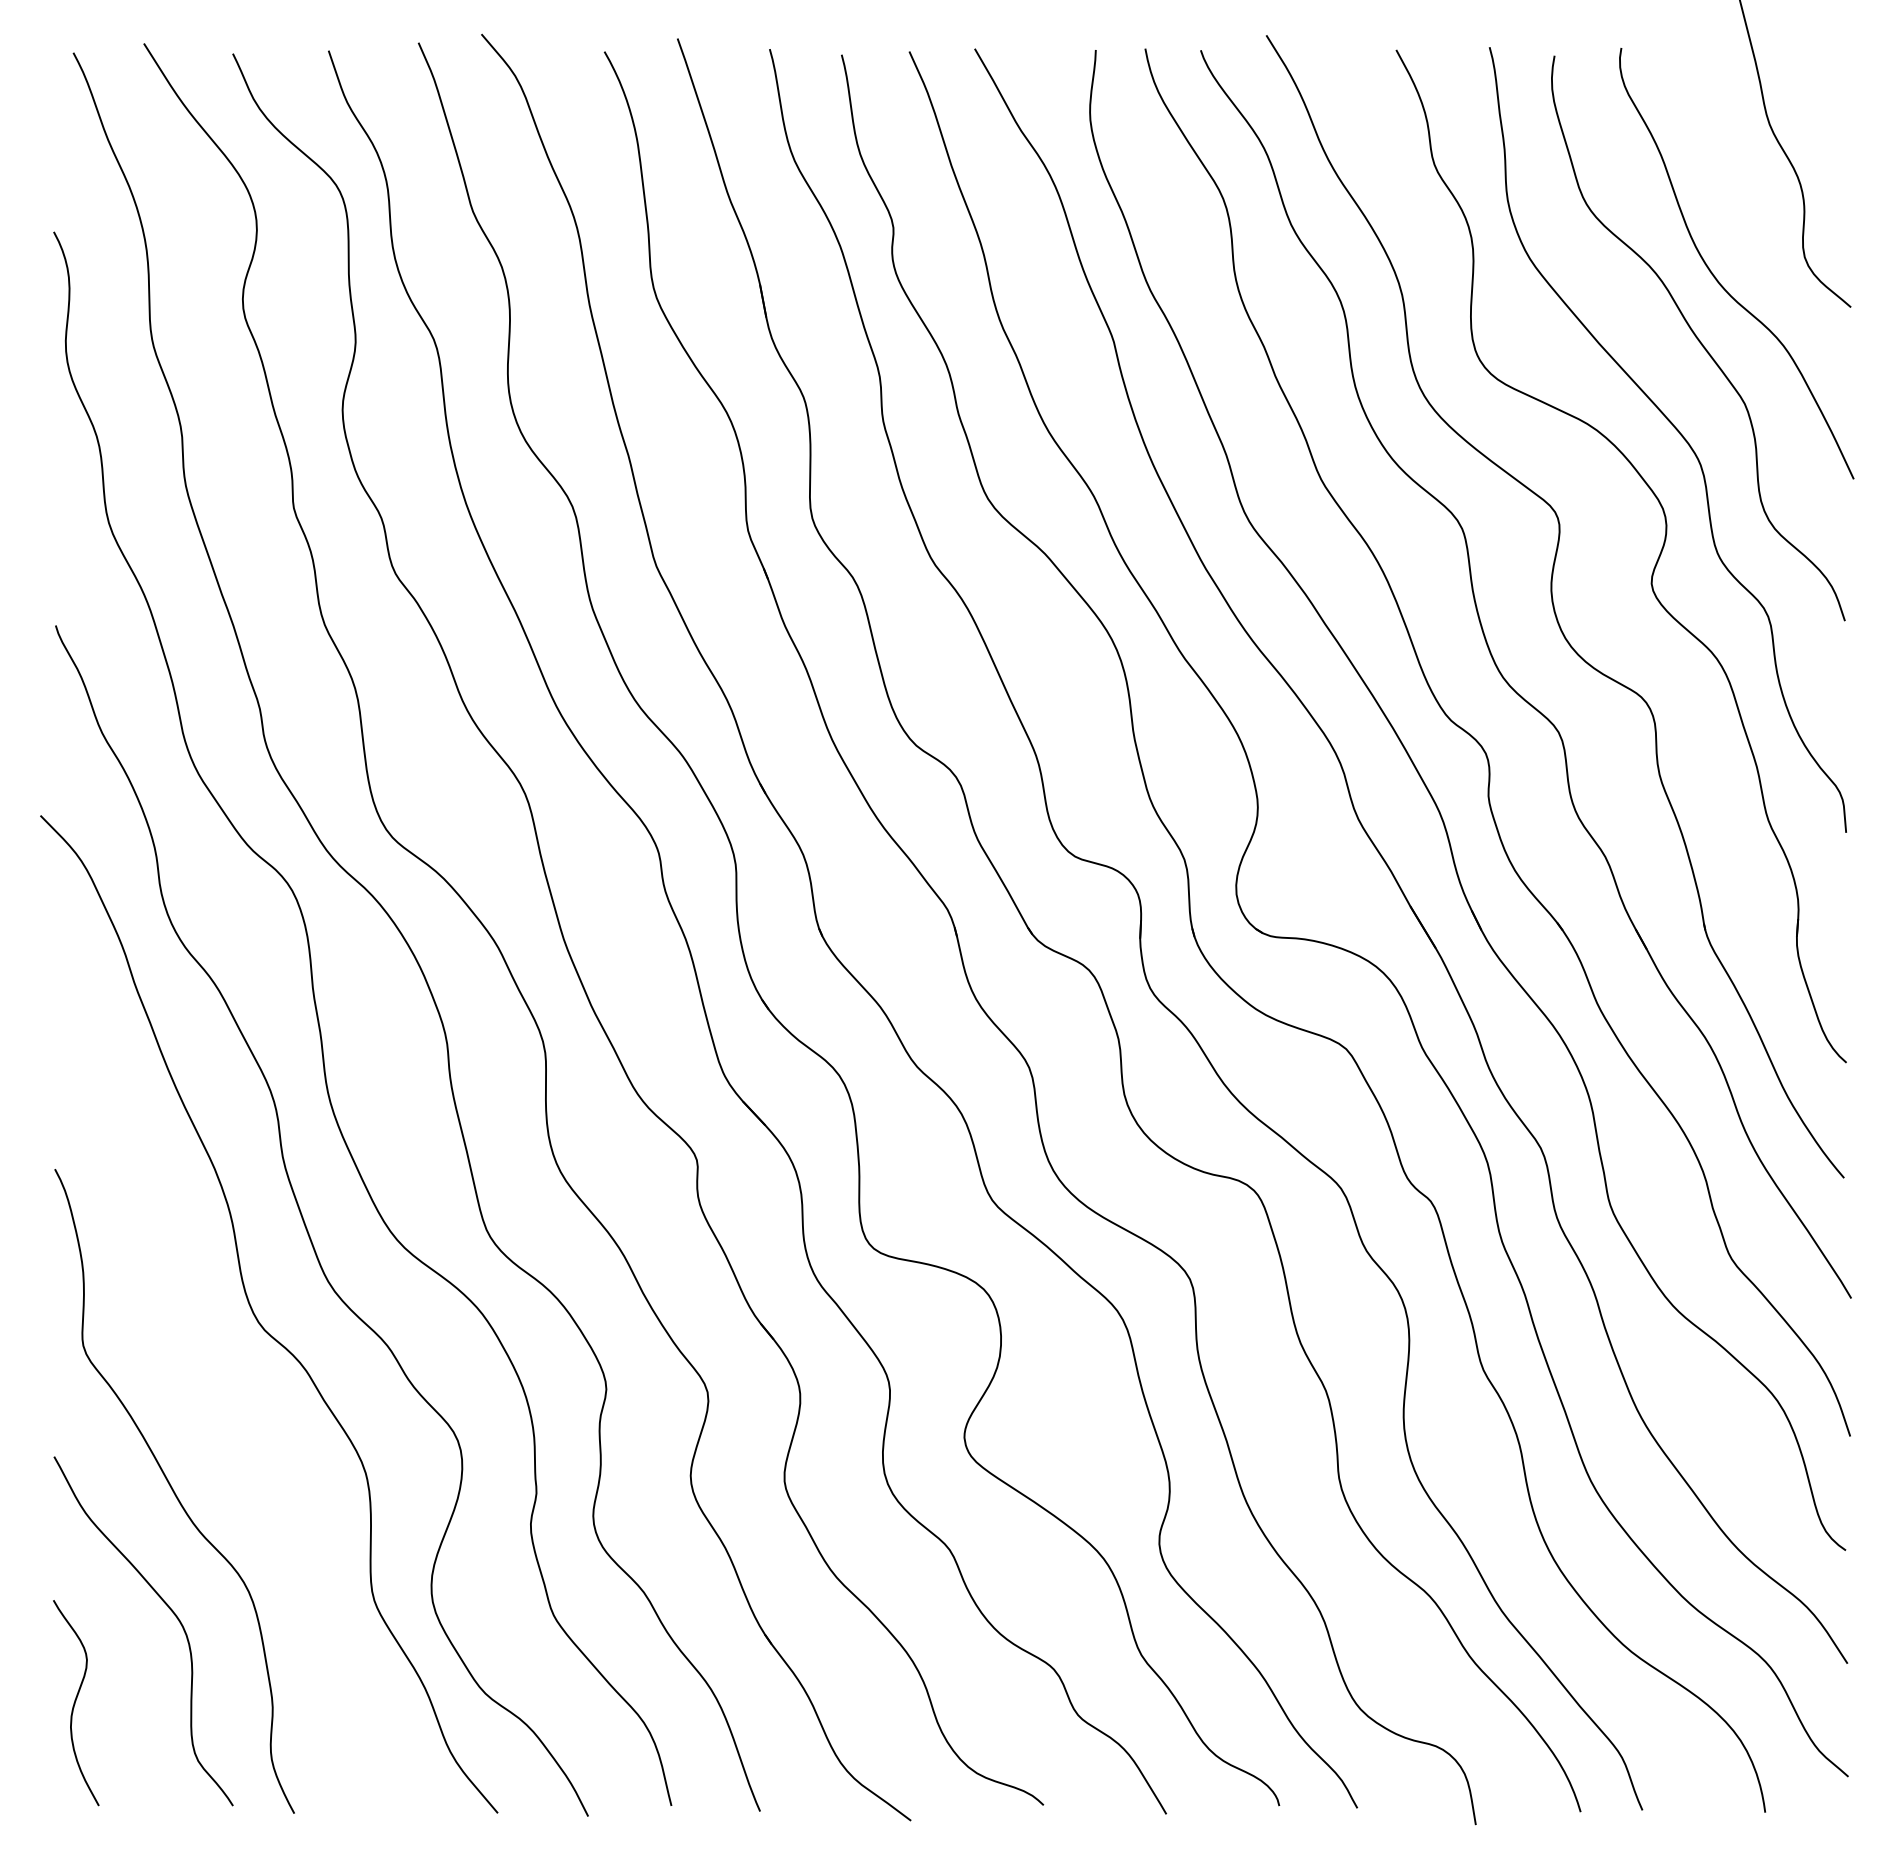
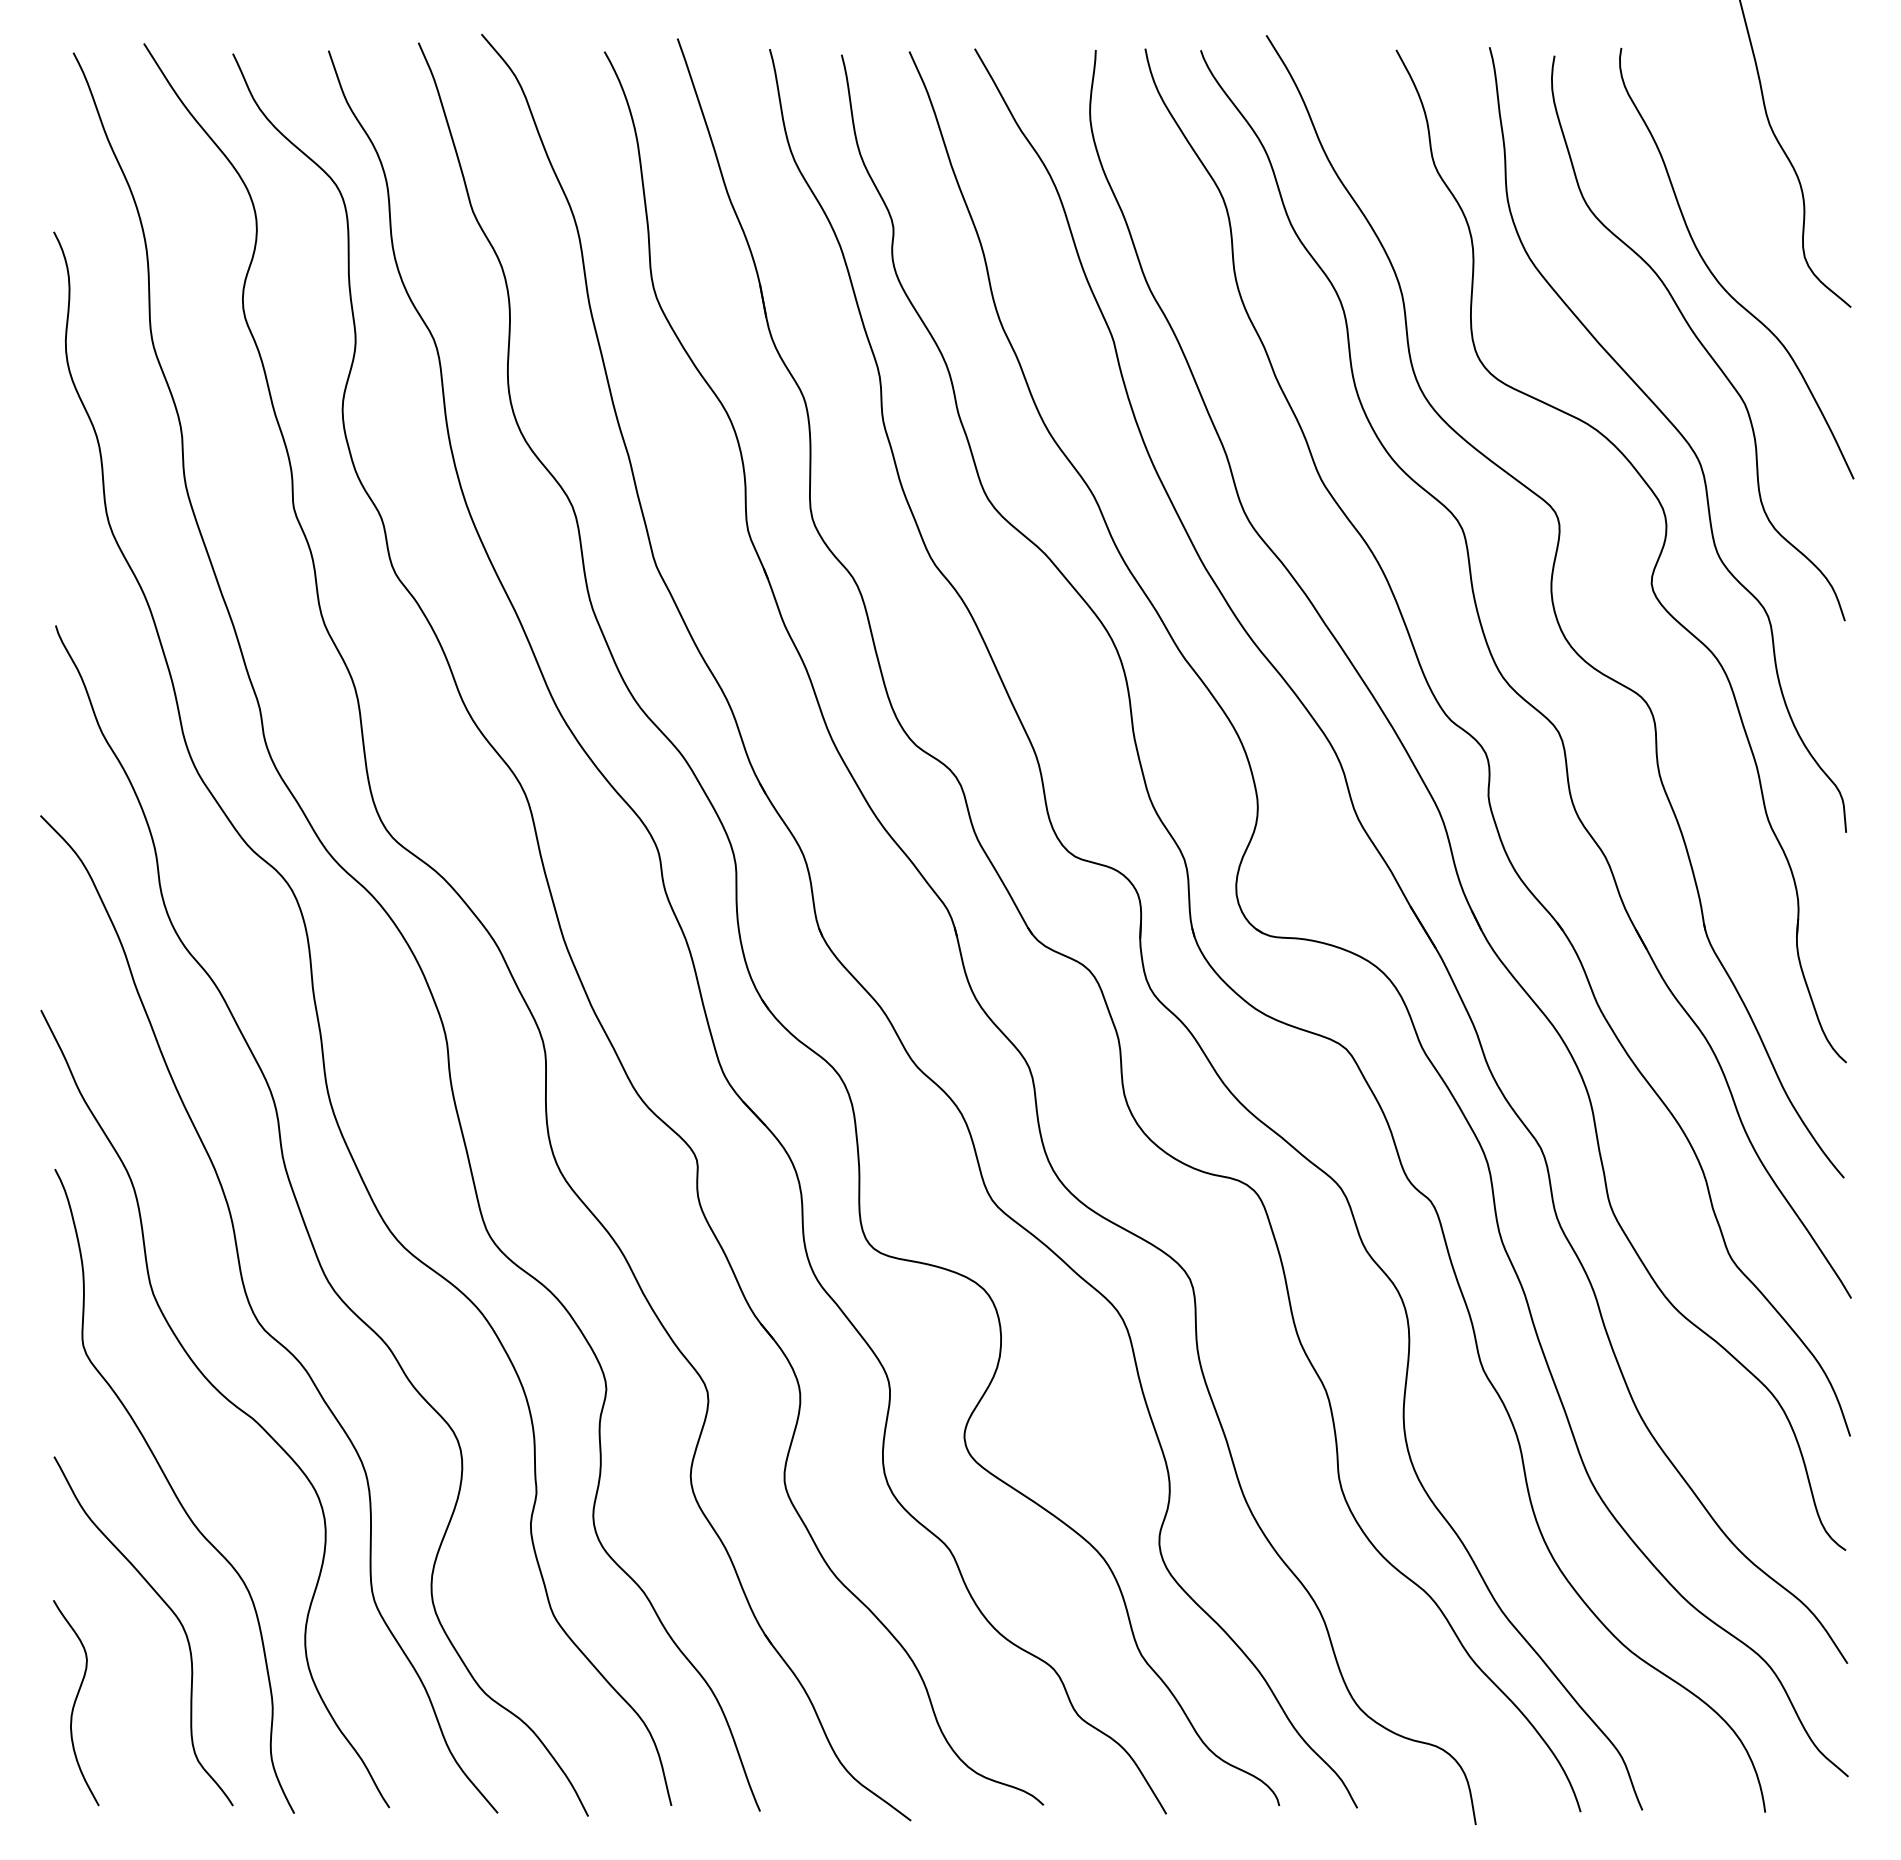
curve: none -> present (223, 1397)
